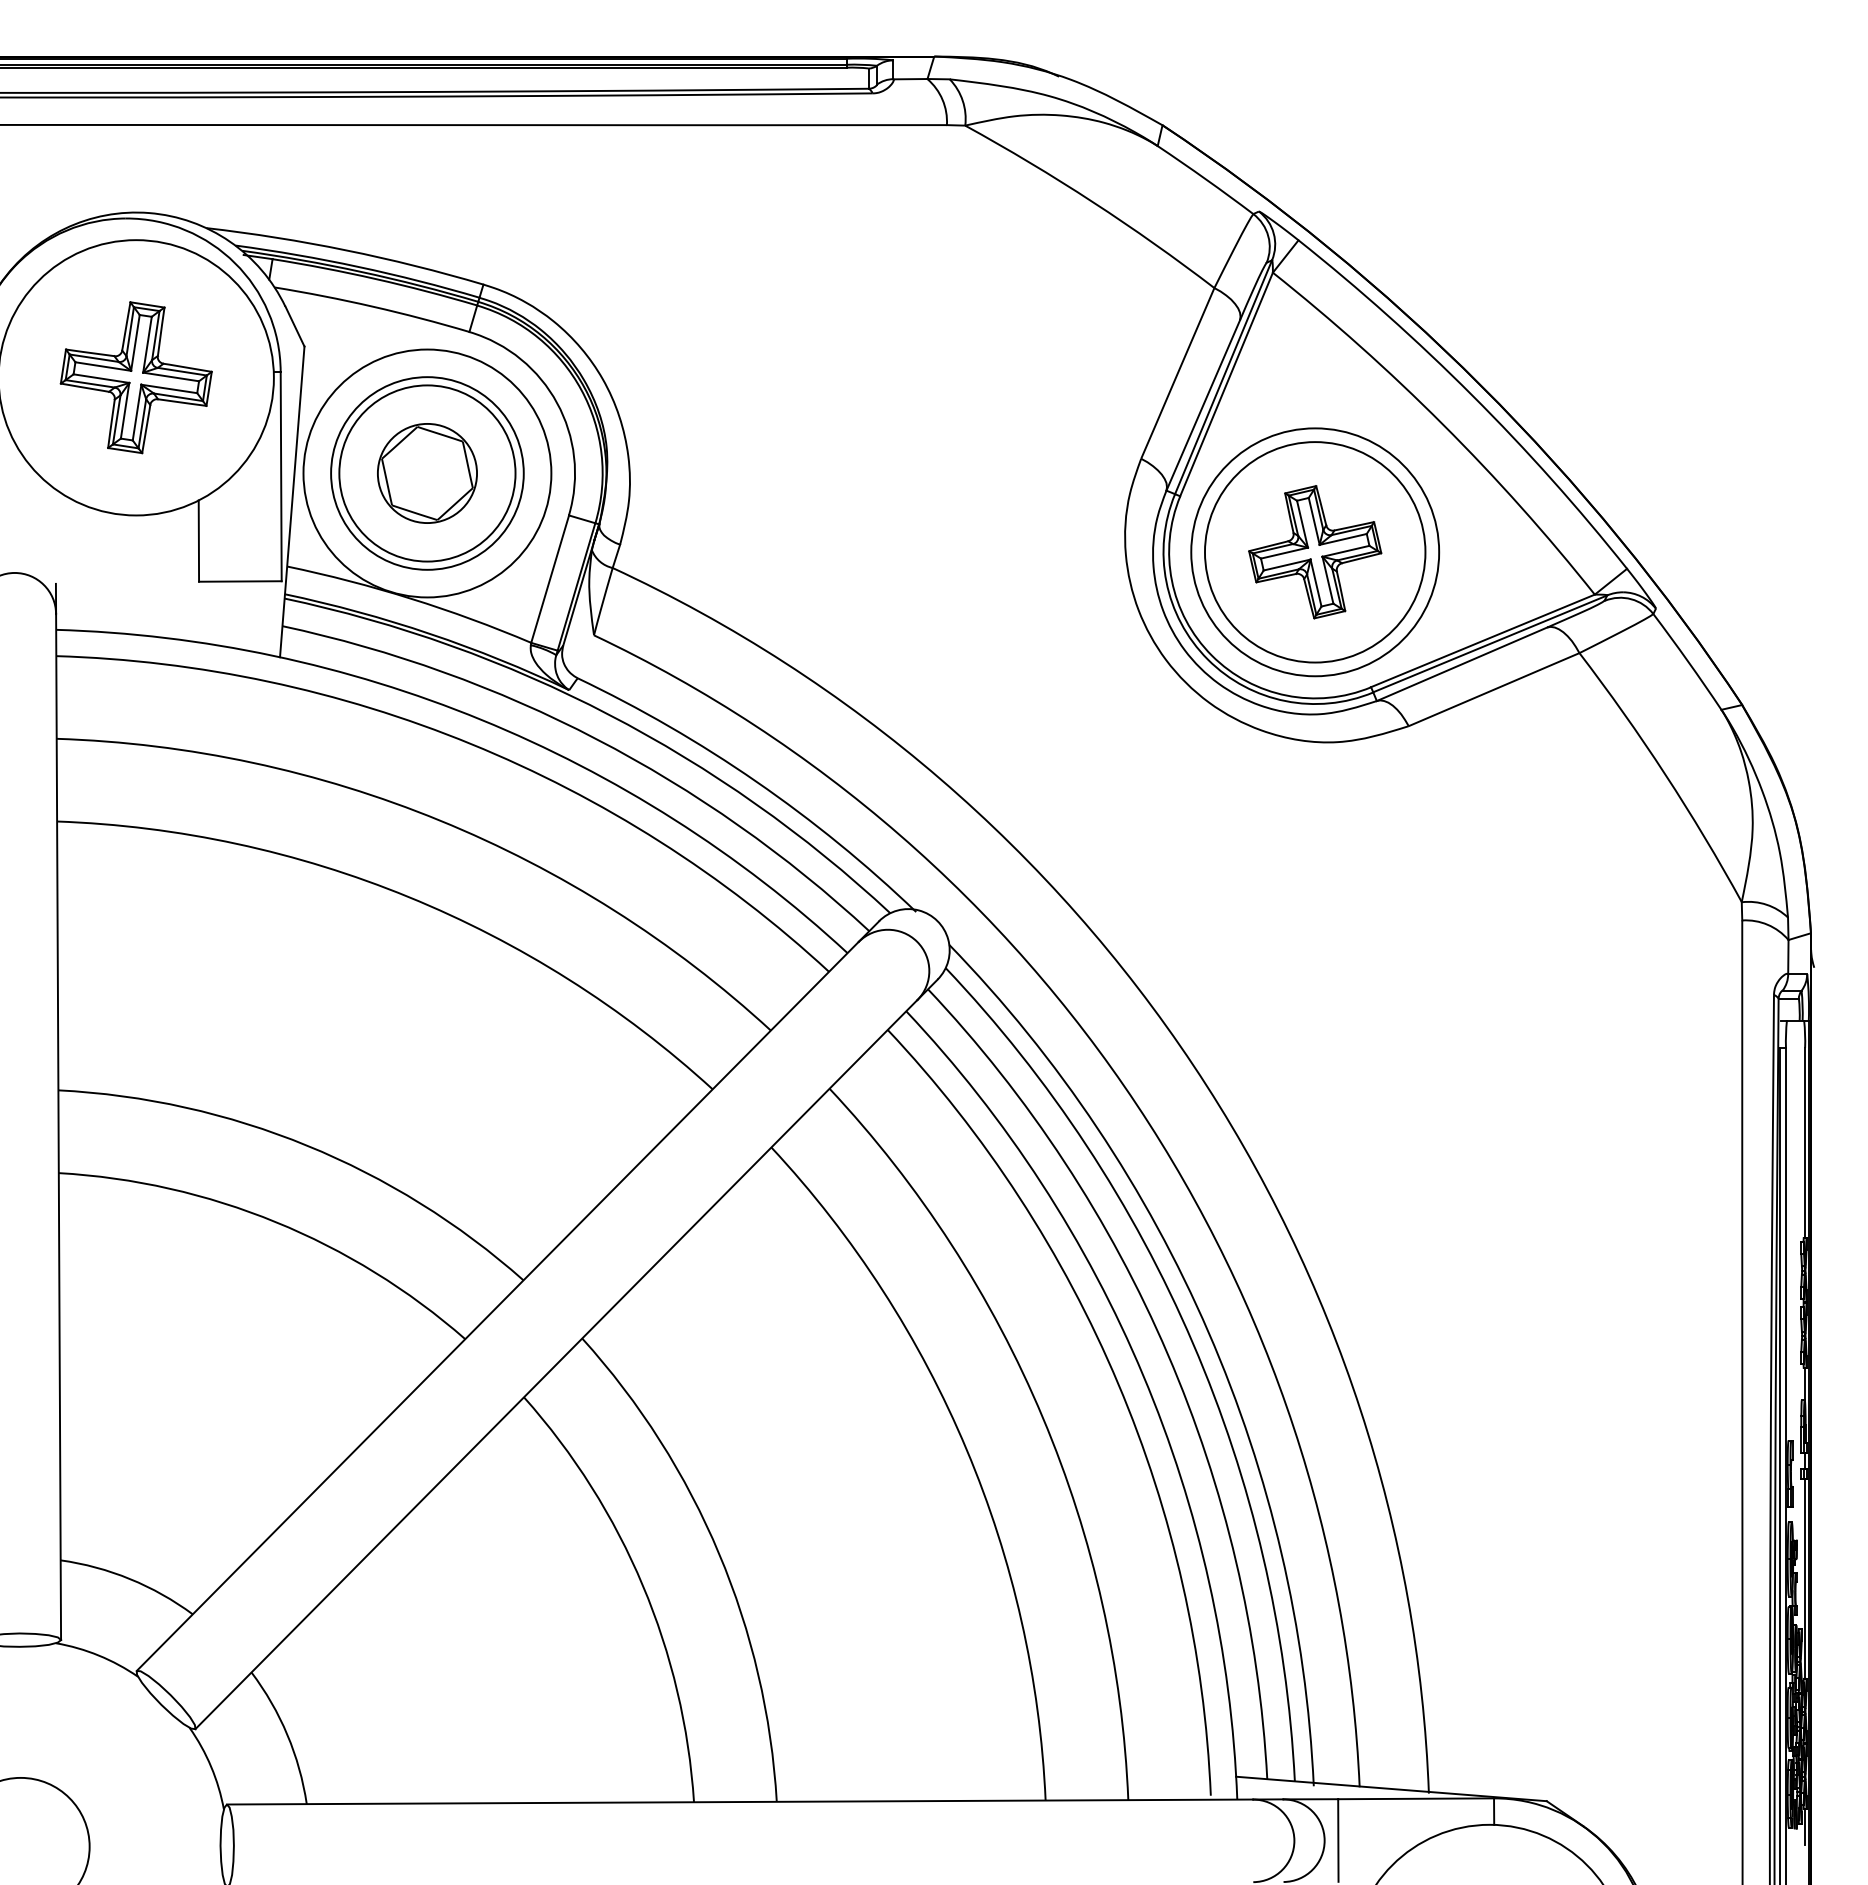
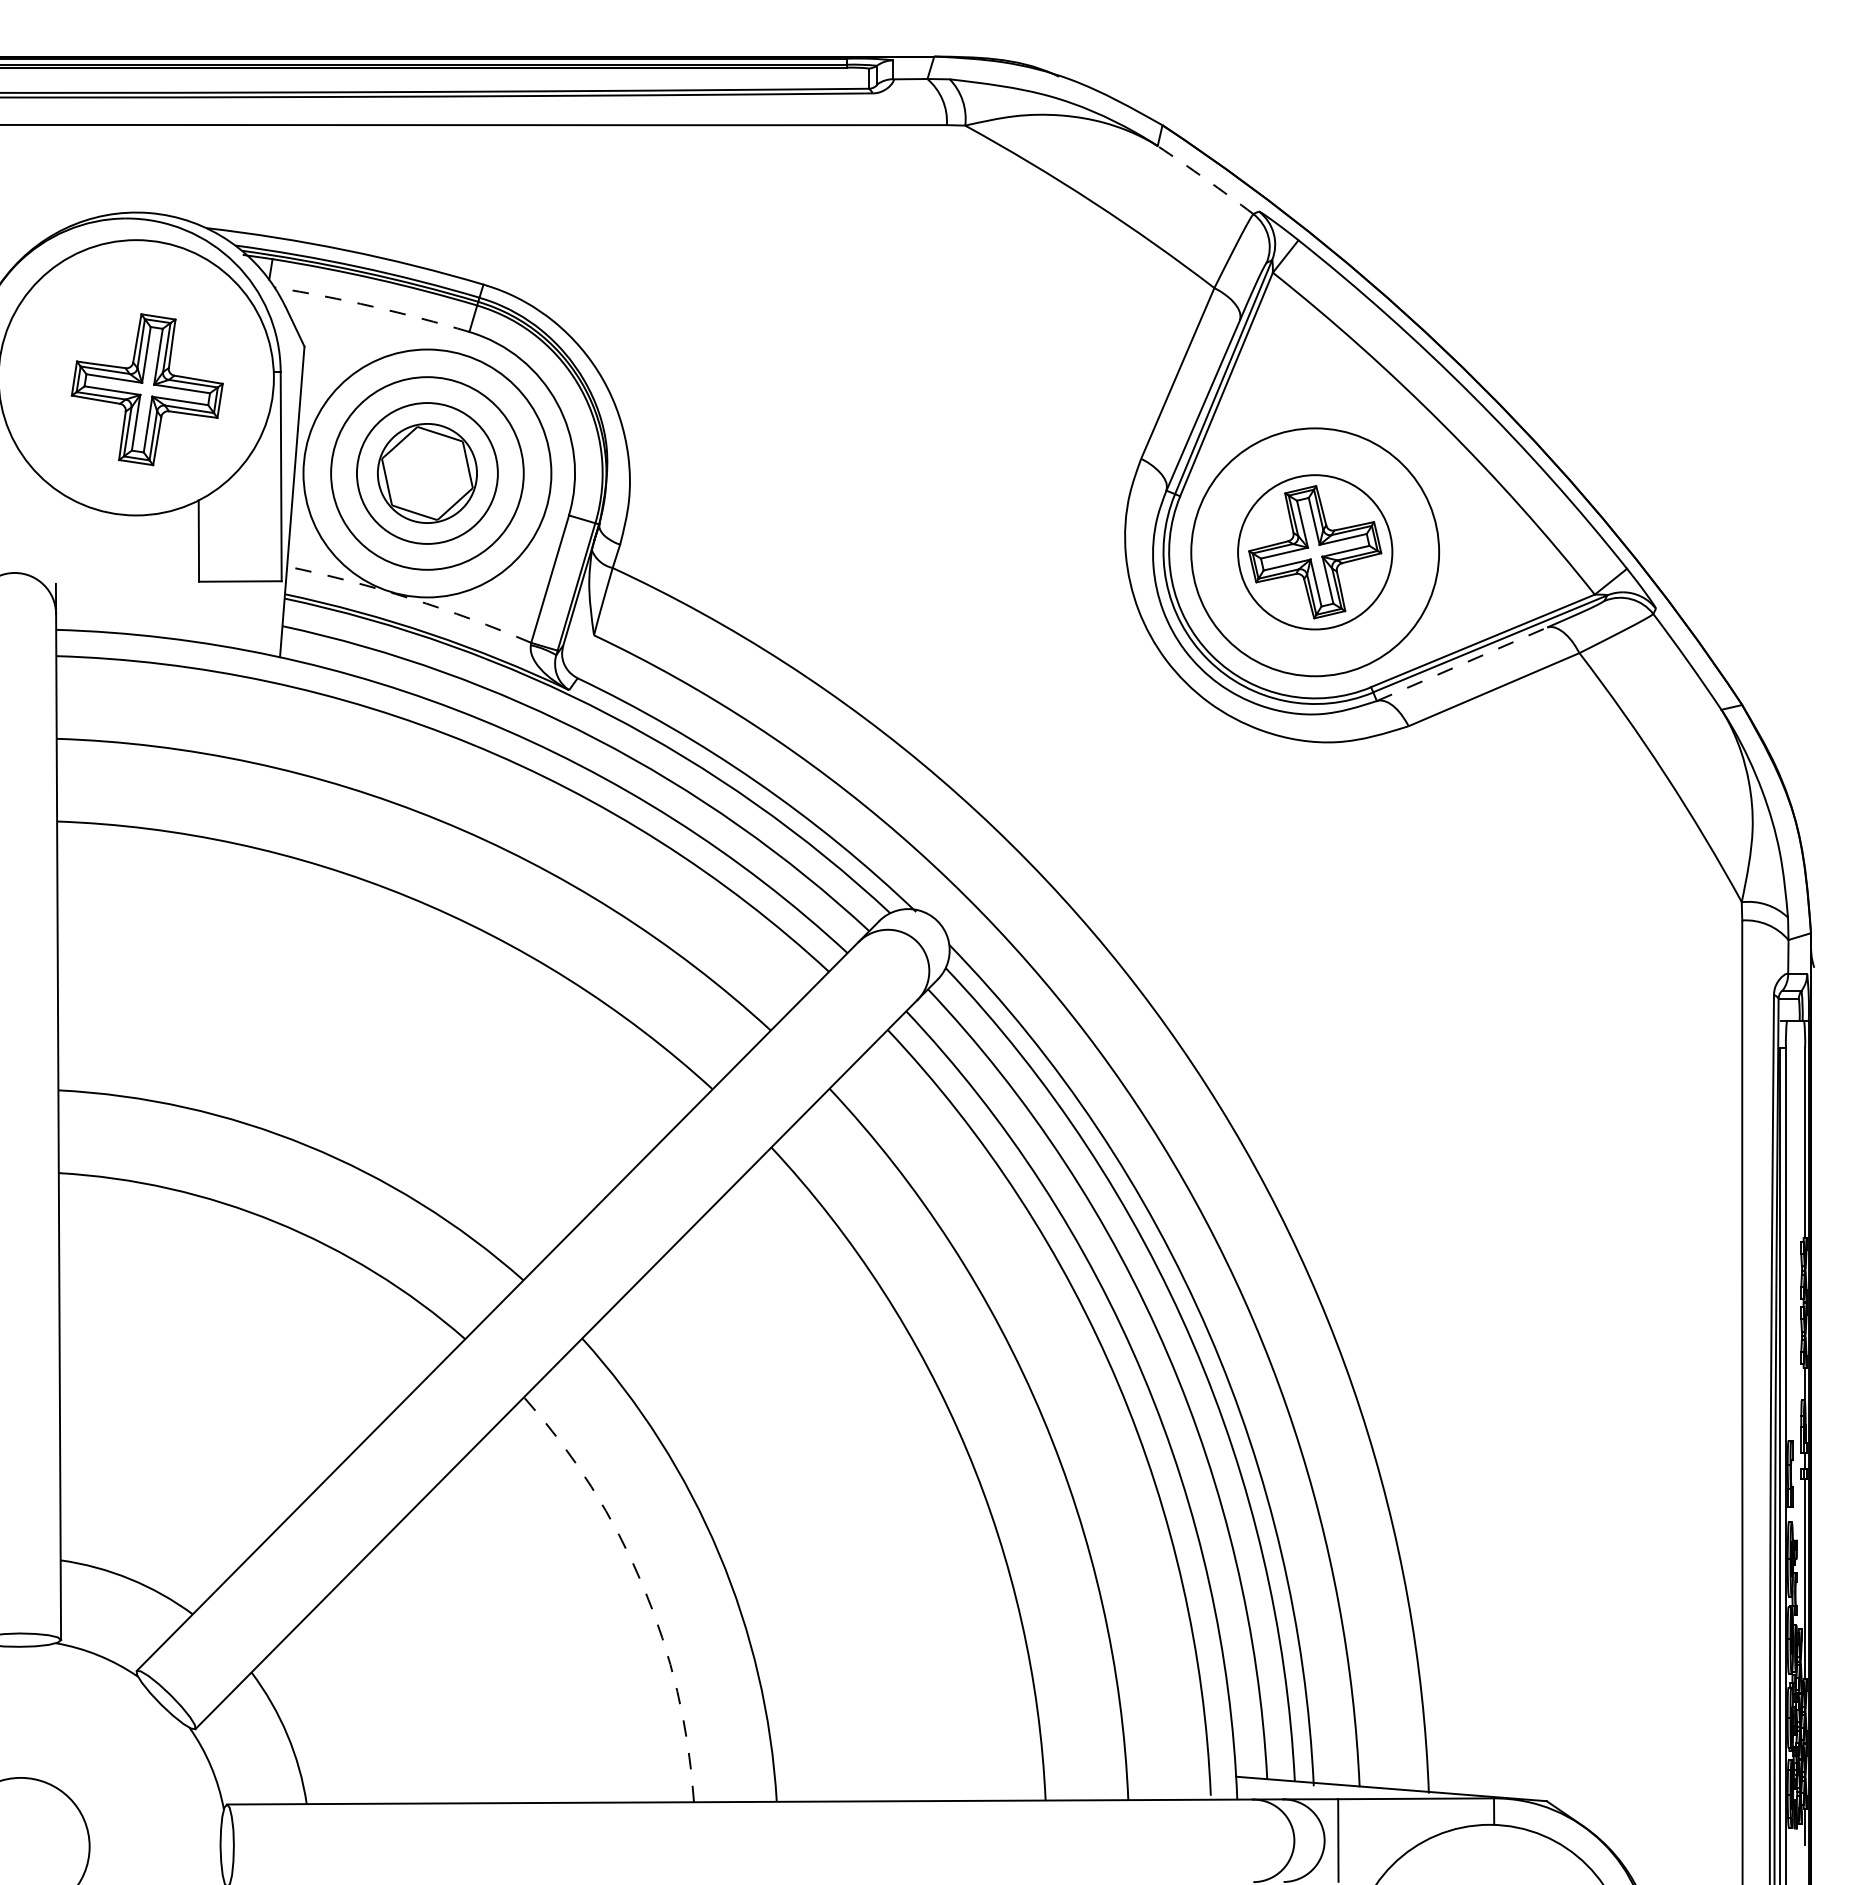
arc: solid -> dashed (1206, 179)
arc: solid -> dashed (372, 306)
part position: (135, 377) -> (146, 389) (146, 389)
circle diameter: 176 px -> 141 px (426, 473)
circle diameter: 220 px -> 154 px (1315, 552)
arc: solid -> dashed (411, 598)
line: solid -> dashed (1462, 664)
arc: solid -> dashed (642, 1585)
